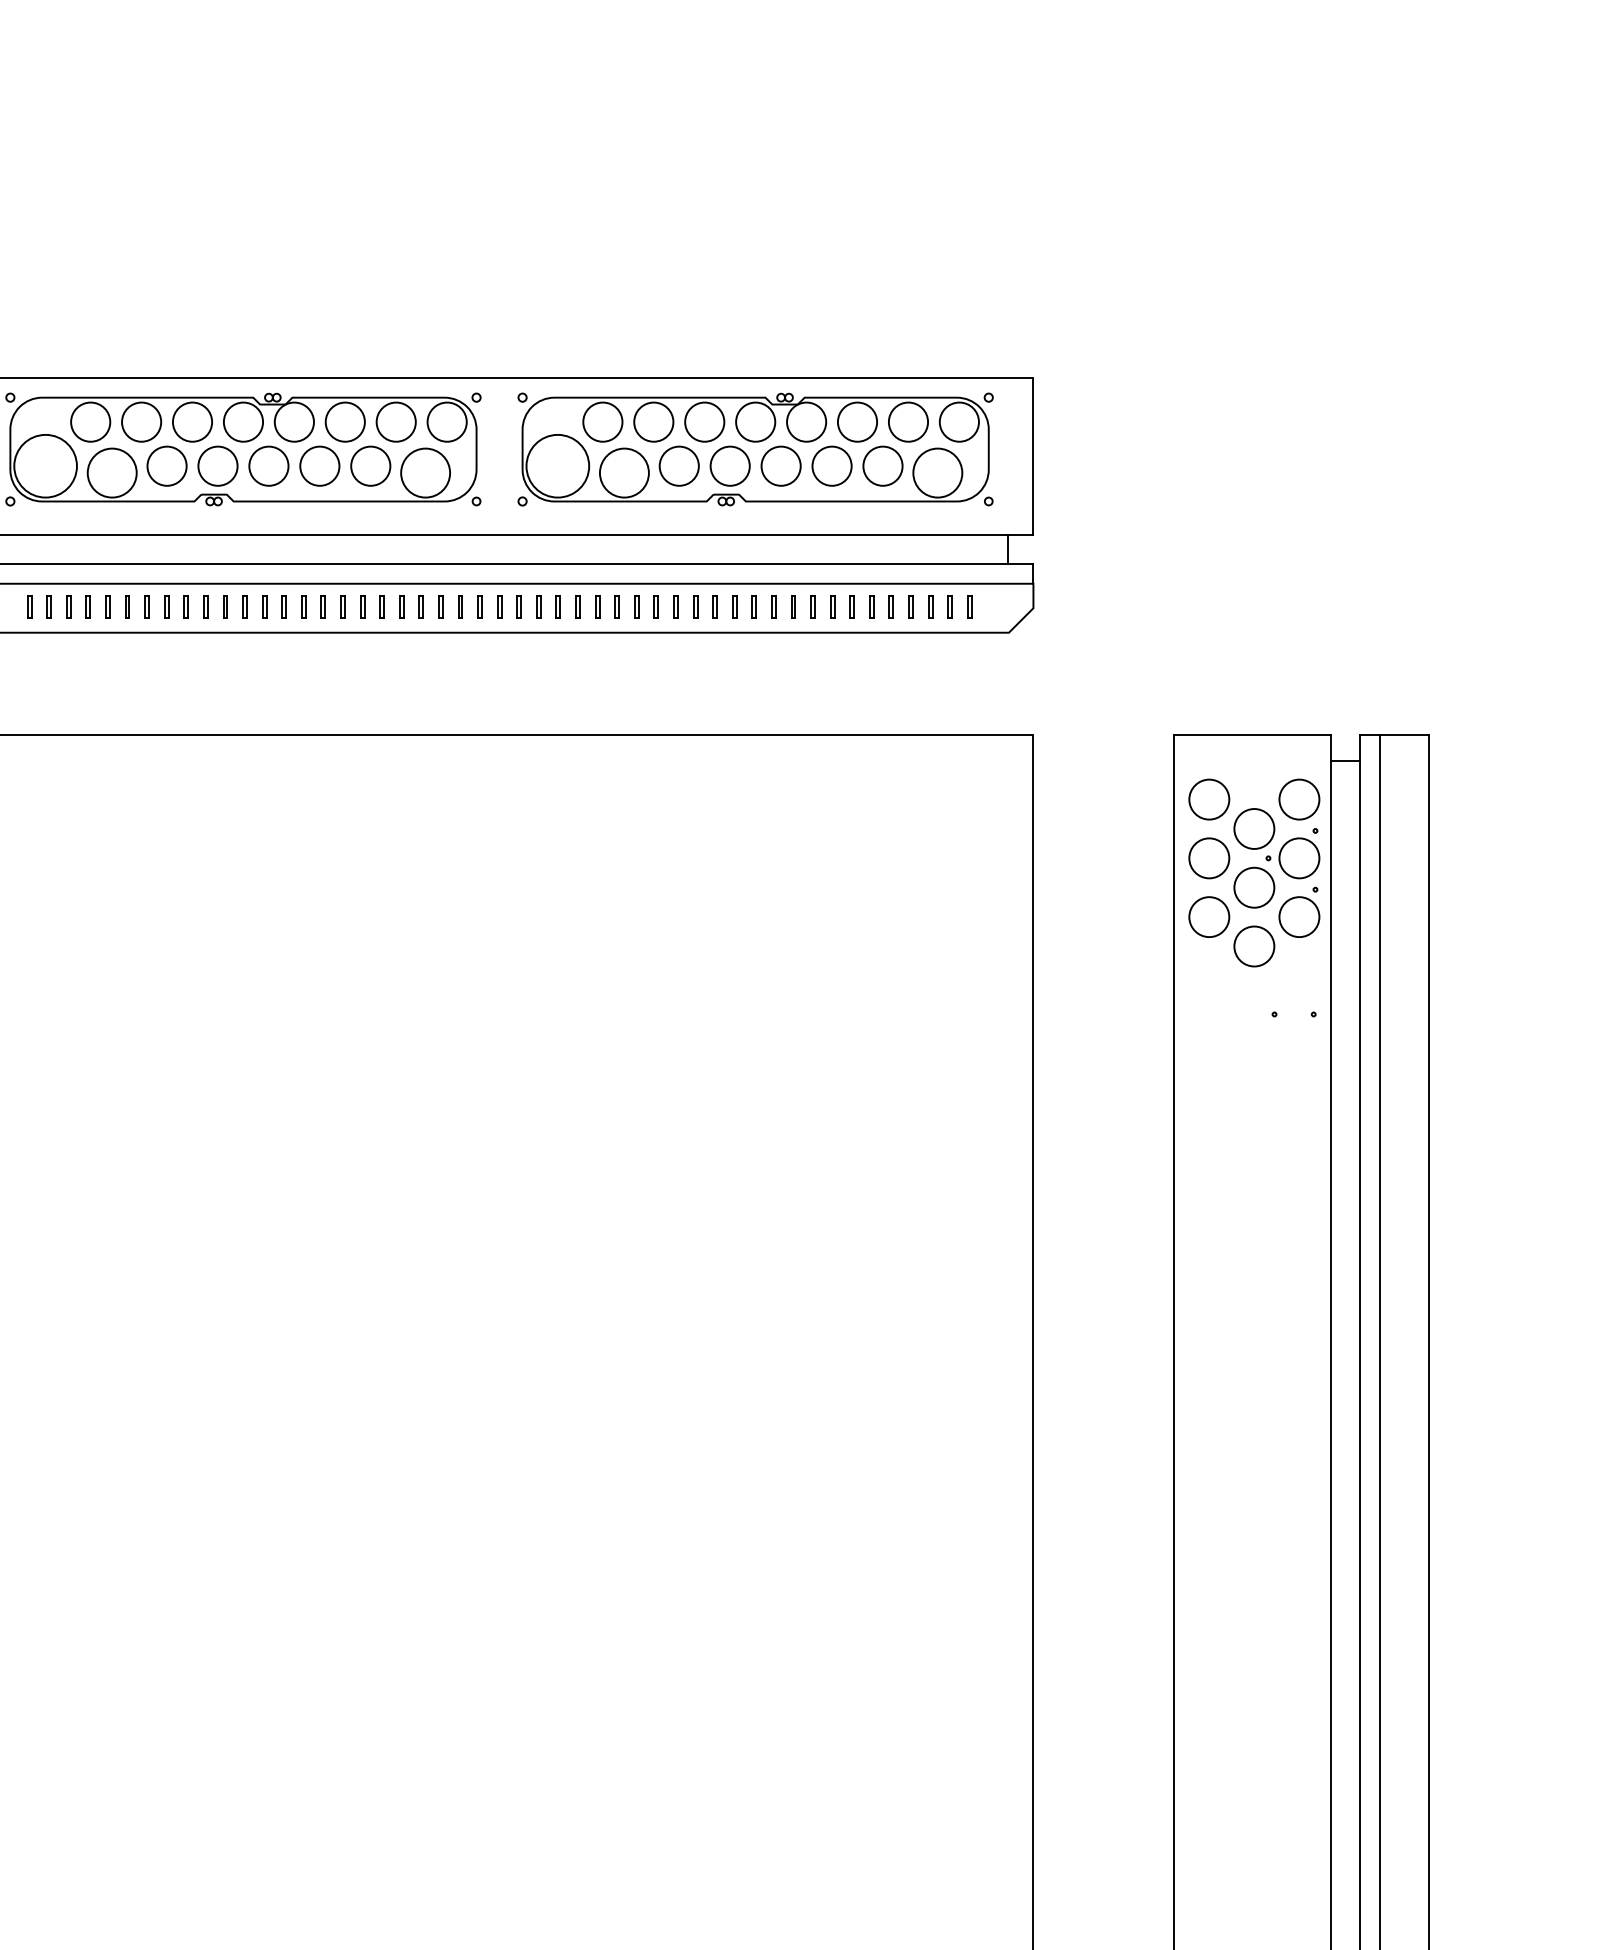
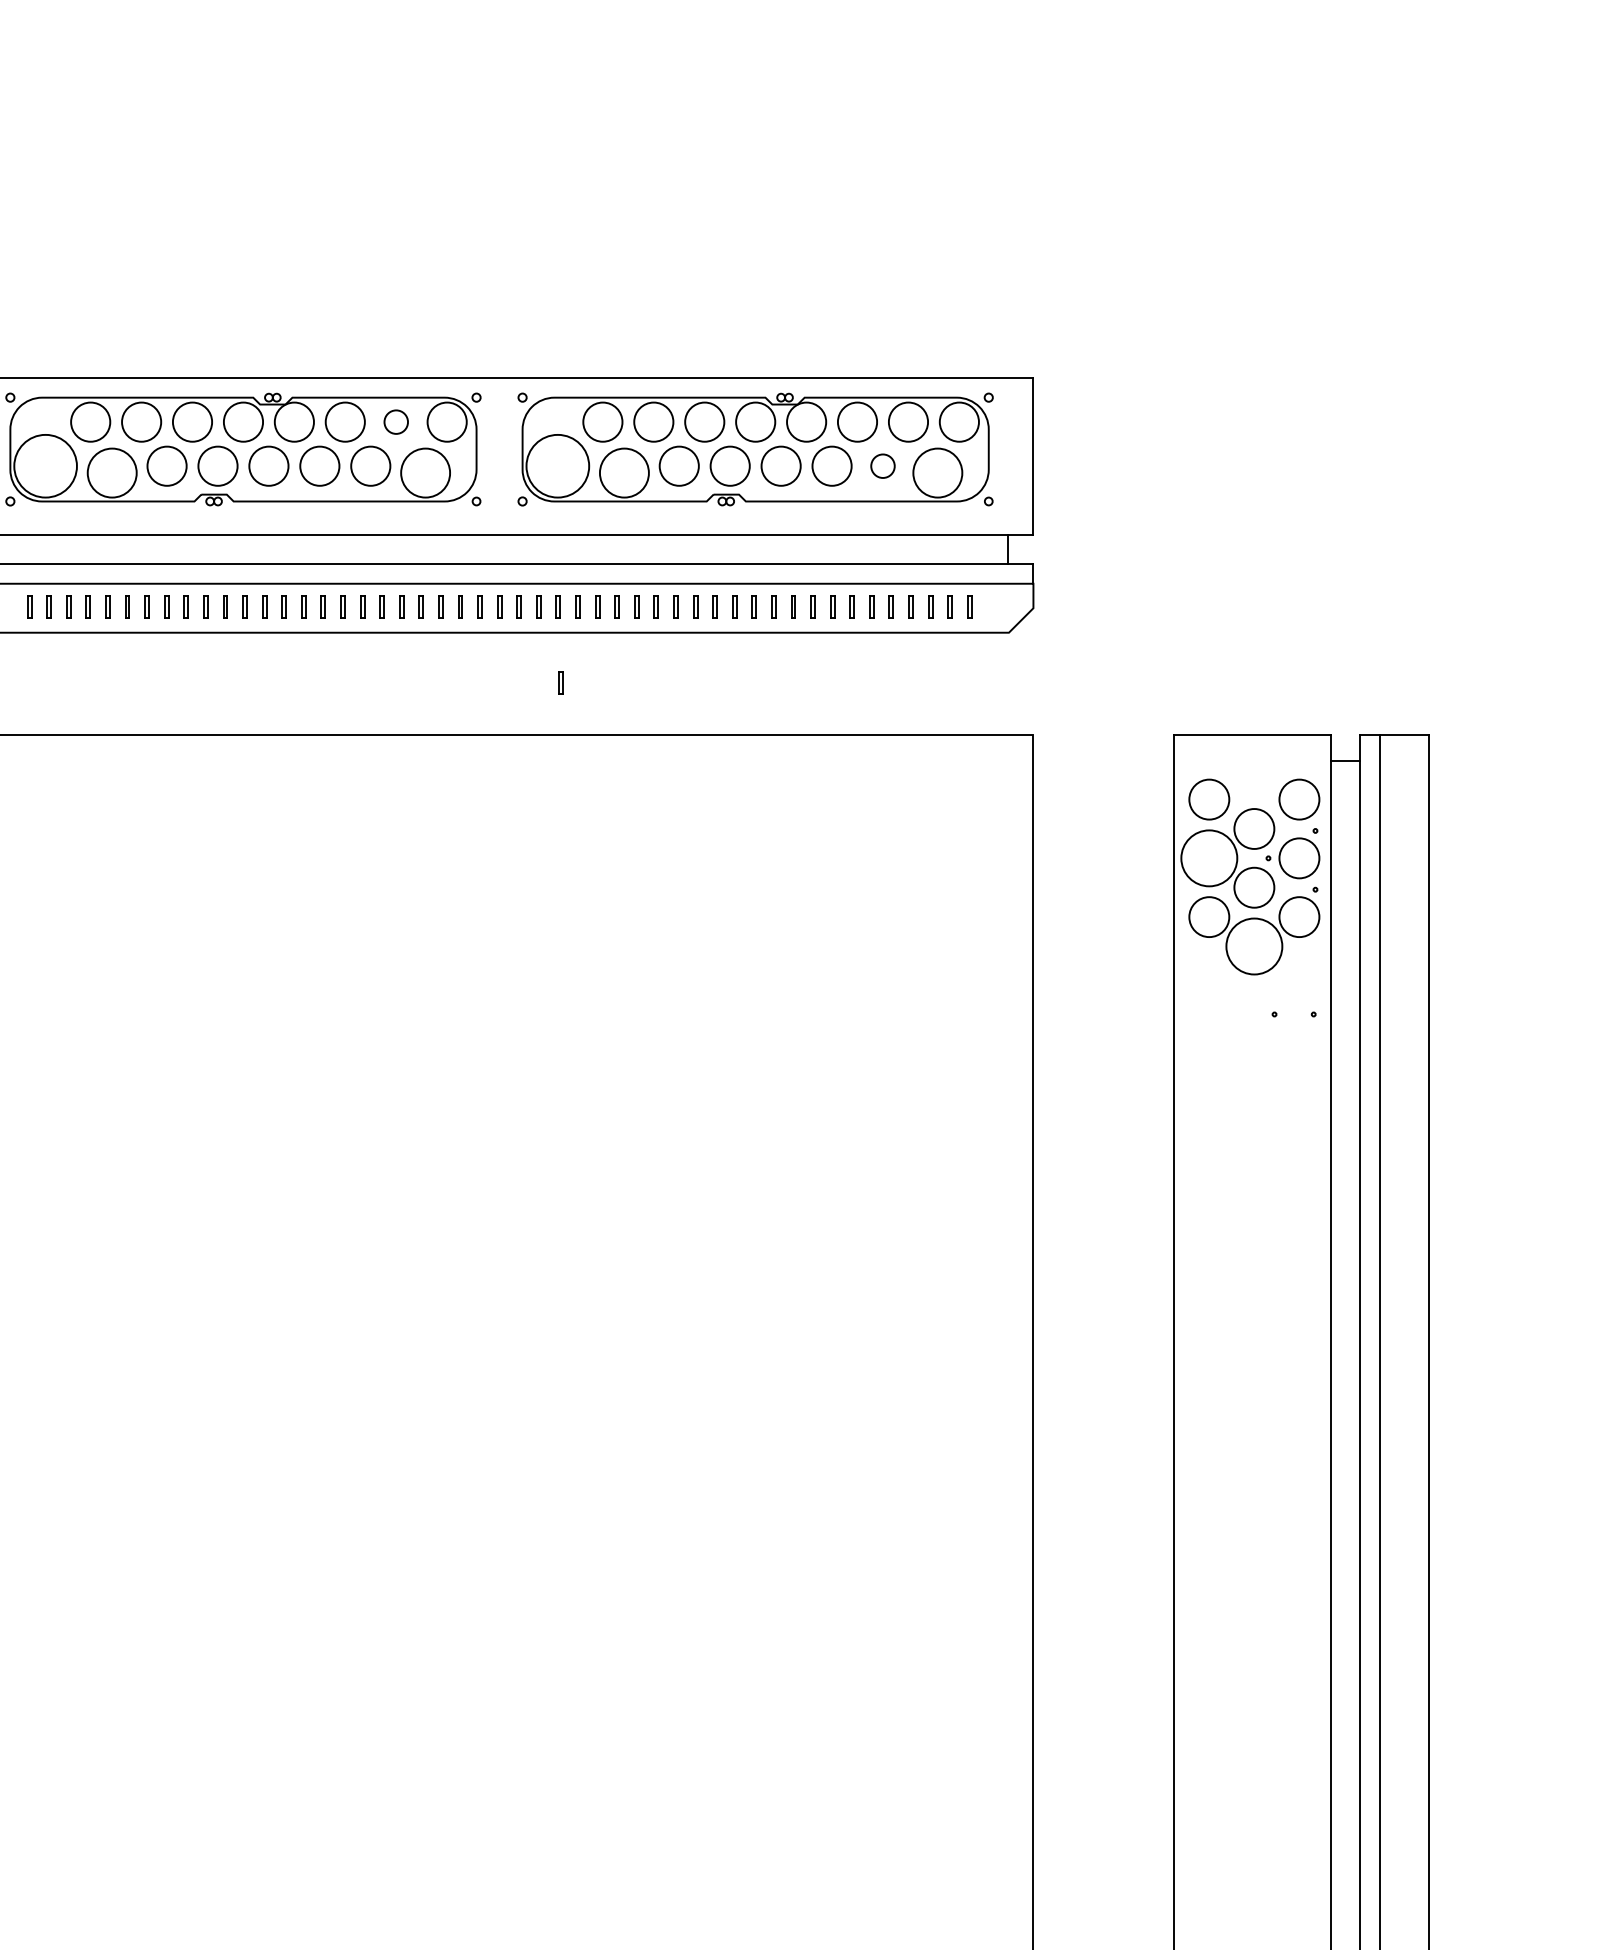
circle diameter: 39 px -> 24 px (396, 421)
circle diameter: 39 px -> 24 px (882, 465)
part: none -> present (560, 682)
circle diameter: 40 px -> 56 px (1209, 858)
circle diameter: 40 px -> 56 px (1254, 946)
